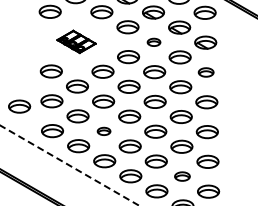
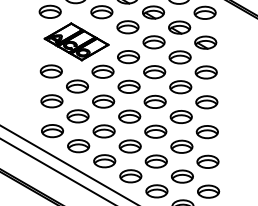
part size: 41x26 px -> 67x40 px (76, 41)
part size: 16x10 px -> 24x15 px (153, 42)
part size: 18x11 px -> 24x15 px (205, 72)
part: present -> none (19, 106)
part size: 16x10 px -> 24x15 px (103, 131)
line: dashed -> solid (70, 165)
line: none -> present (56, 170)
part size: 17x11 px -> 23x15 px (182, 176)
